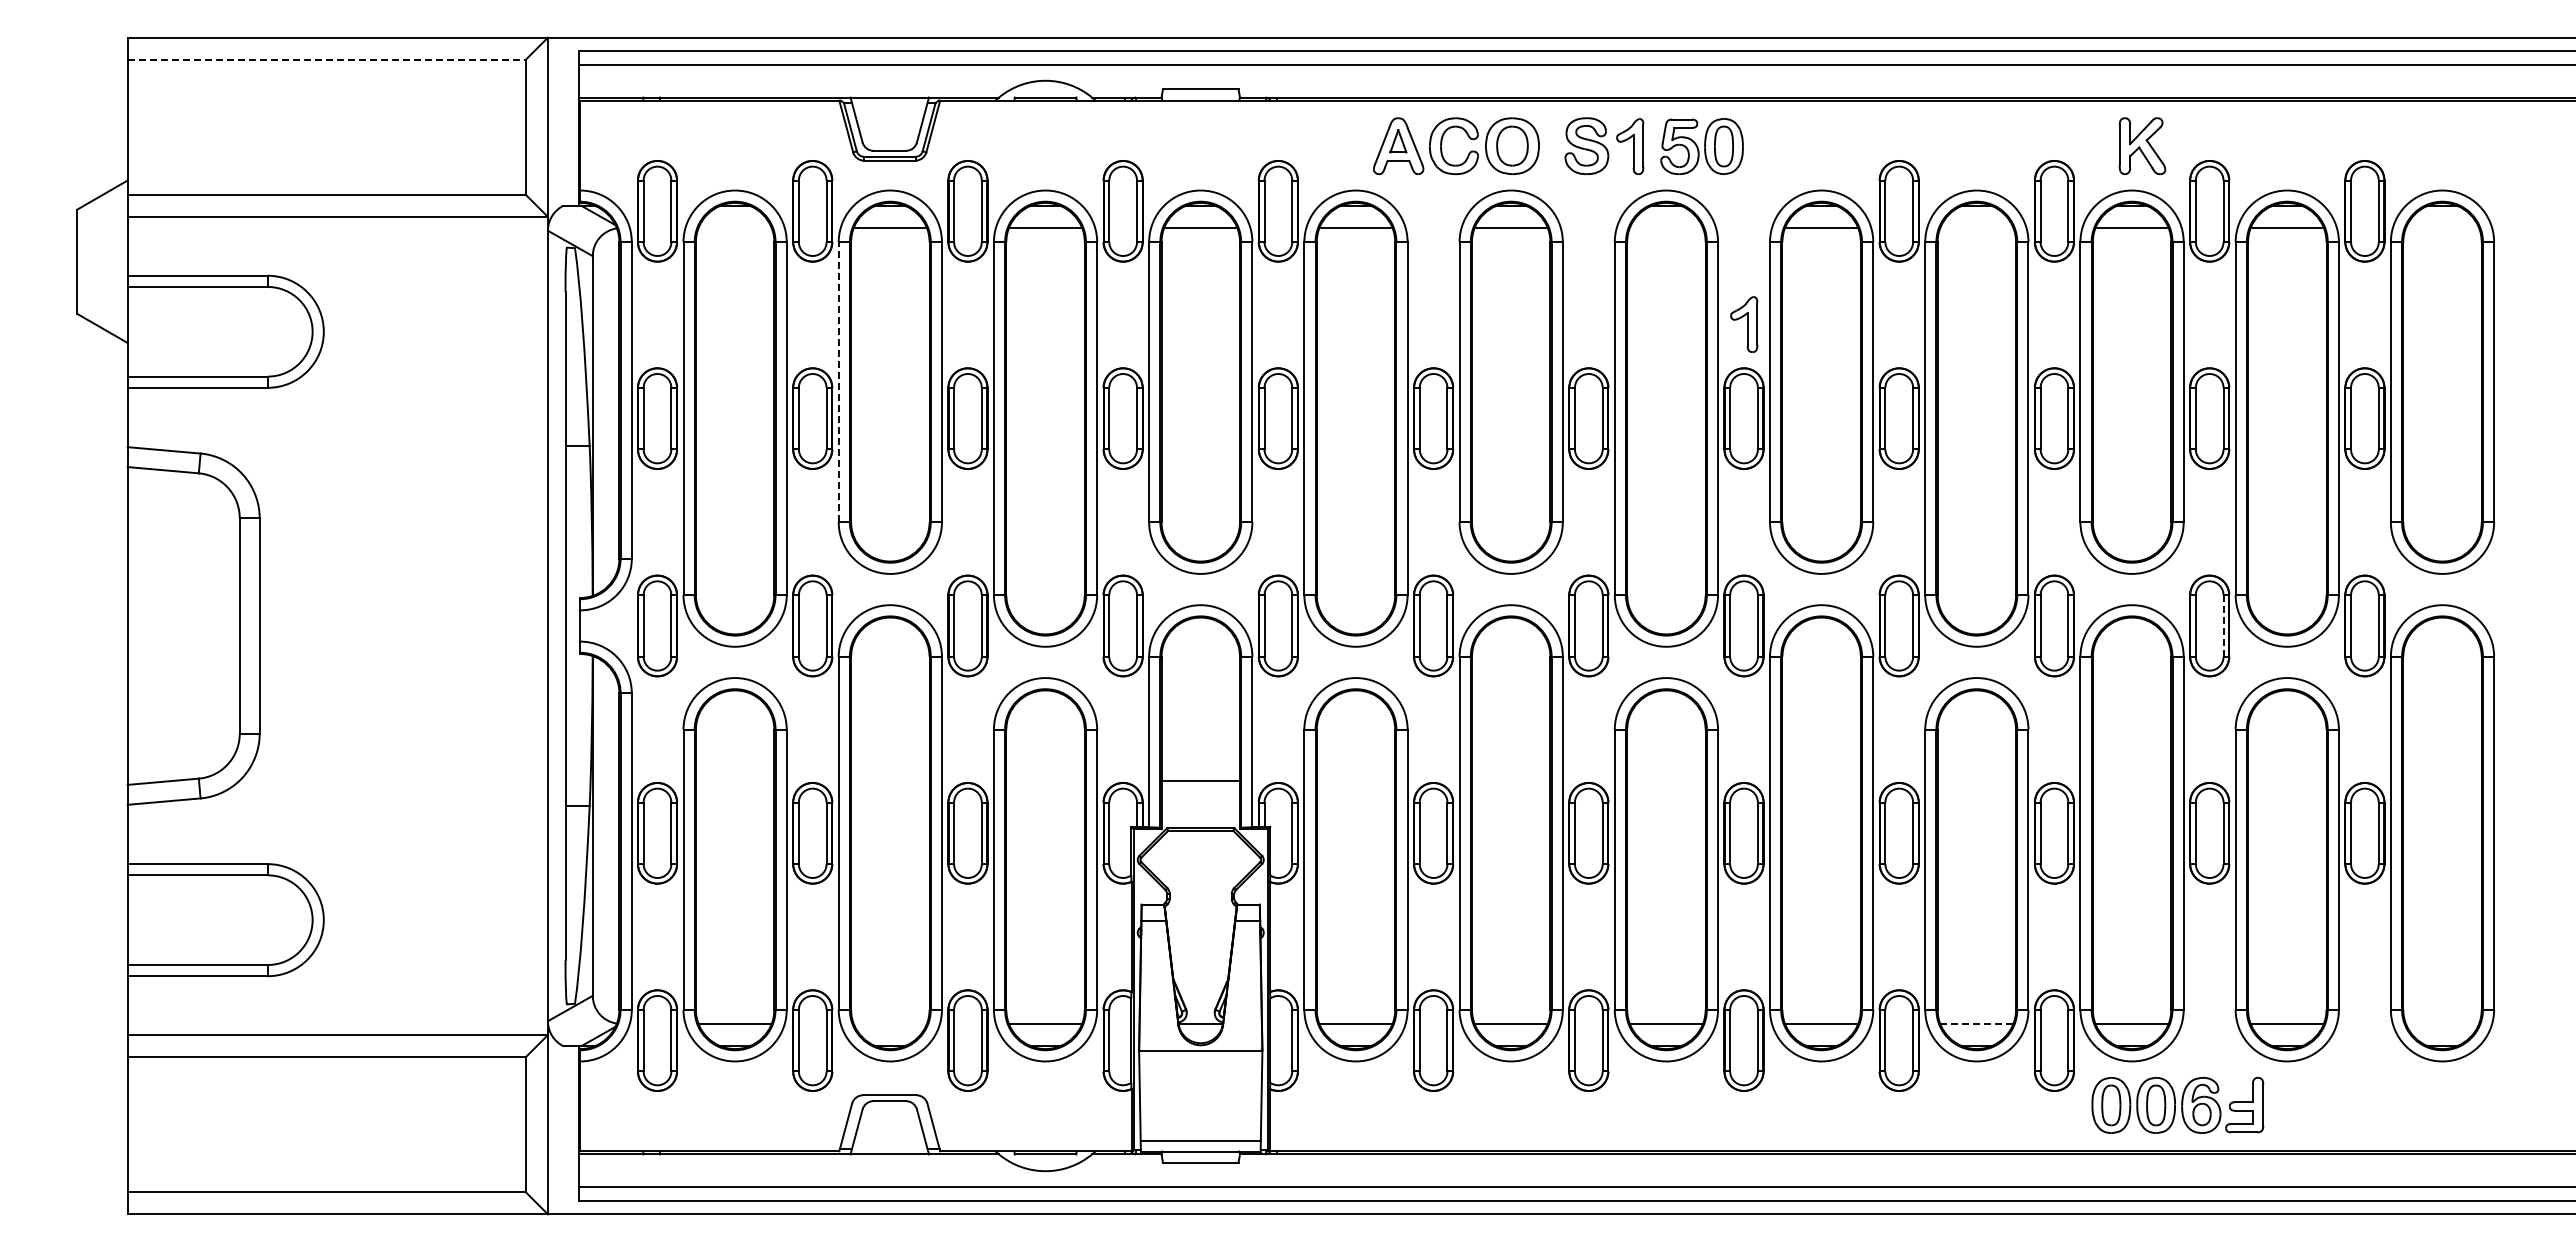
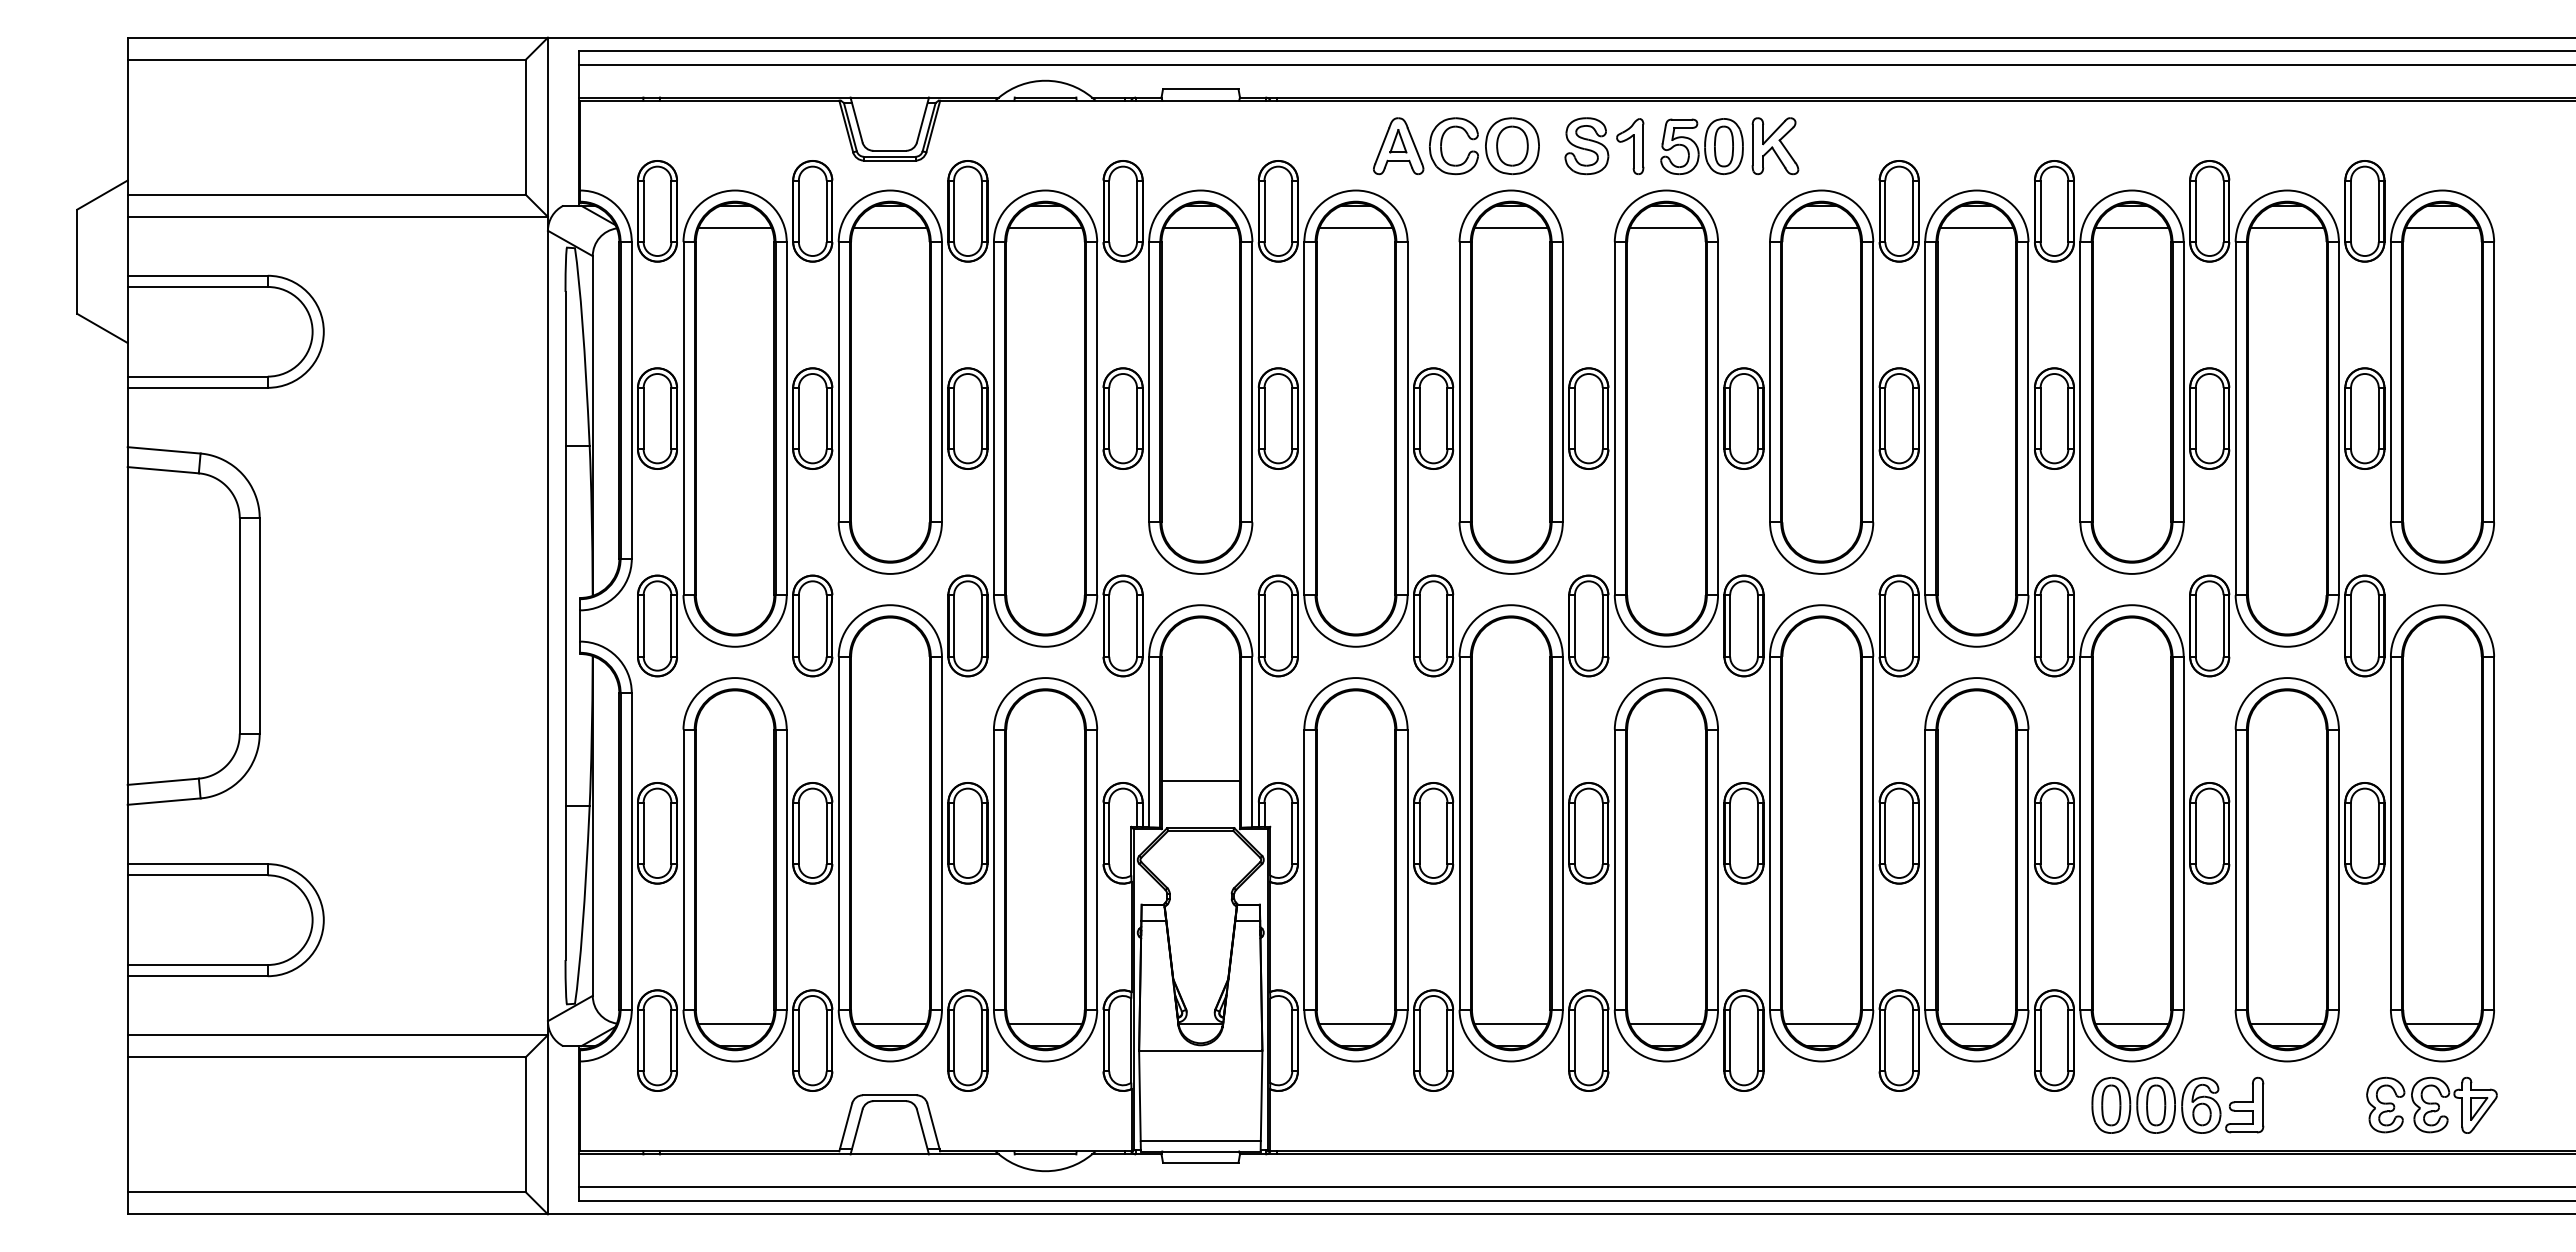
line: dashed -> solid (326, 60)
part position: (2142, 146) -> (1775, 146) (1775, 146)
line: none -> present (734, 228)
line: none -> present (1666, 228)
line: none -> present (1976, 228)
line: none -> present (2442, 228)
part: present -> none (1744, 324)
line: dashed -> solid (838, 381)
line: dashed -> solid (2223, 625)
line: none -> present (889, 1023)
line: dashed -> solid (1976, 1023)
line: none -> present (2442, 1023)
part: none -> present (2431, 1104)
